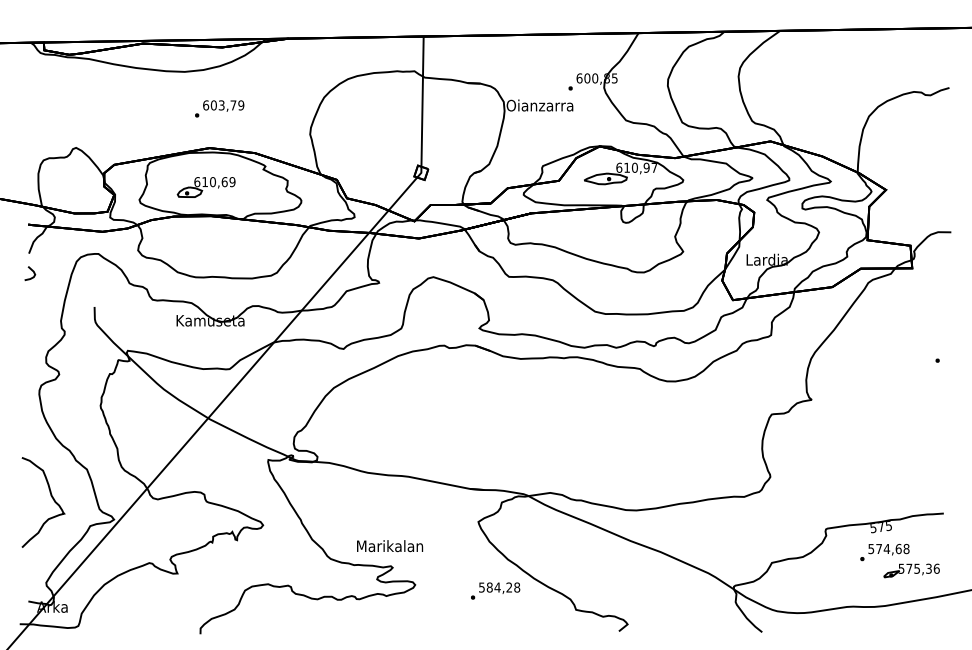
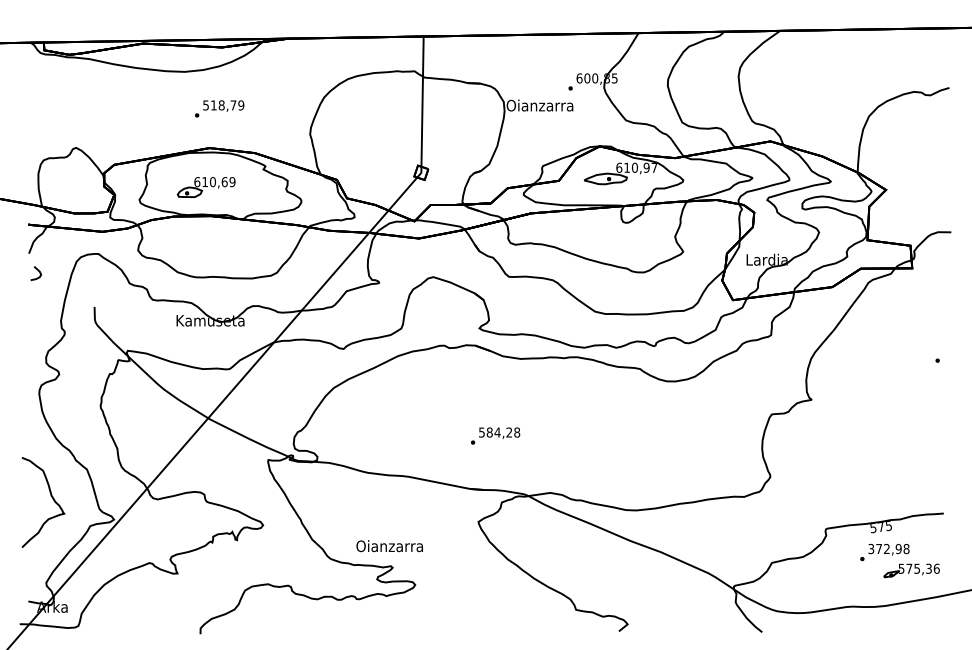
text: 603,79 -> 518,79 (213, 105)
curve position: (32, 271) -> (38, 271) (38, 271)
text: Marikalan -> Oianzarra (389, 546)
text: 574,68 -> 372,98 (884, 548)
text position: (495, 590) -> (495, 435) (495, 435)
